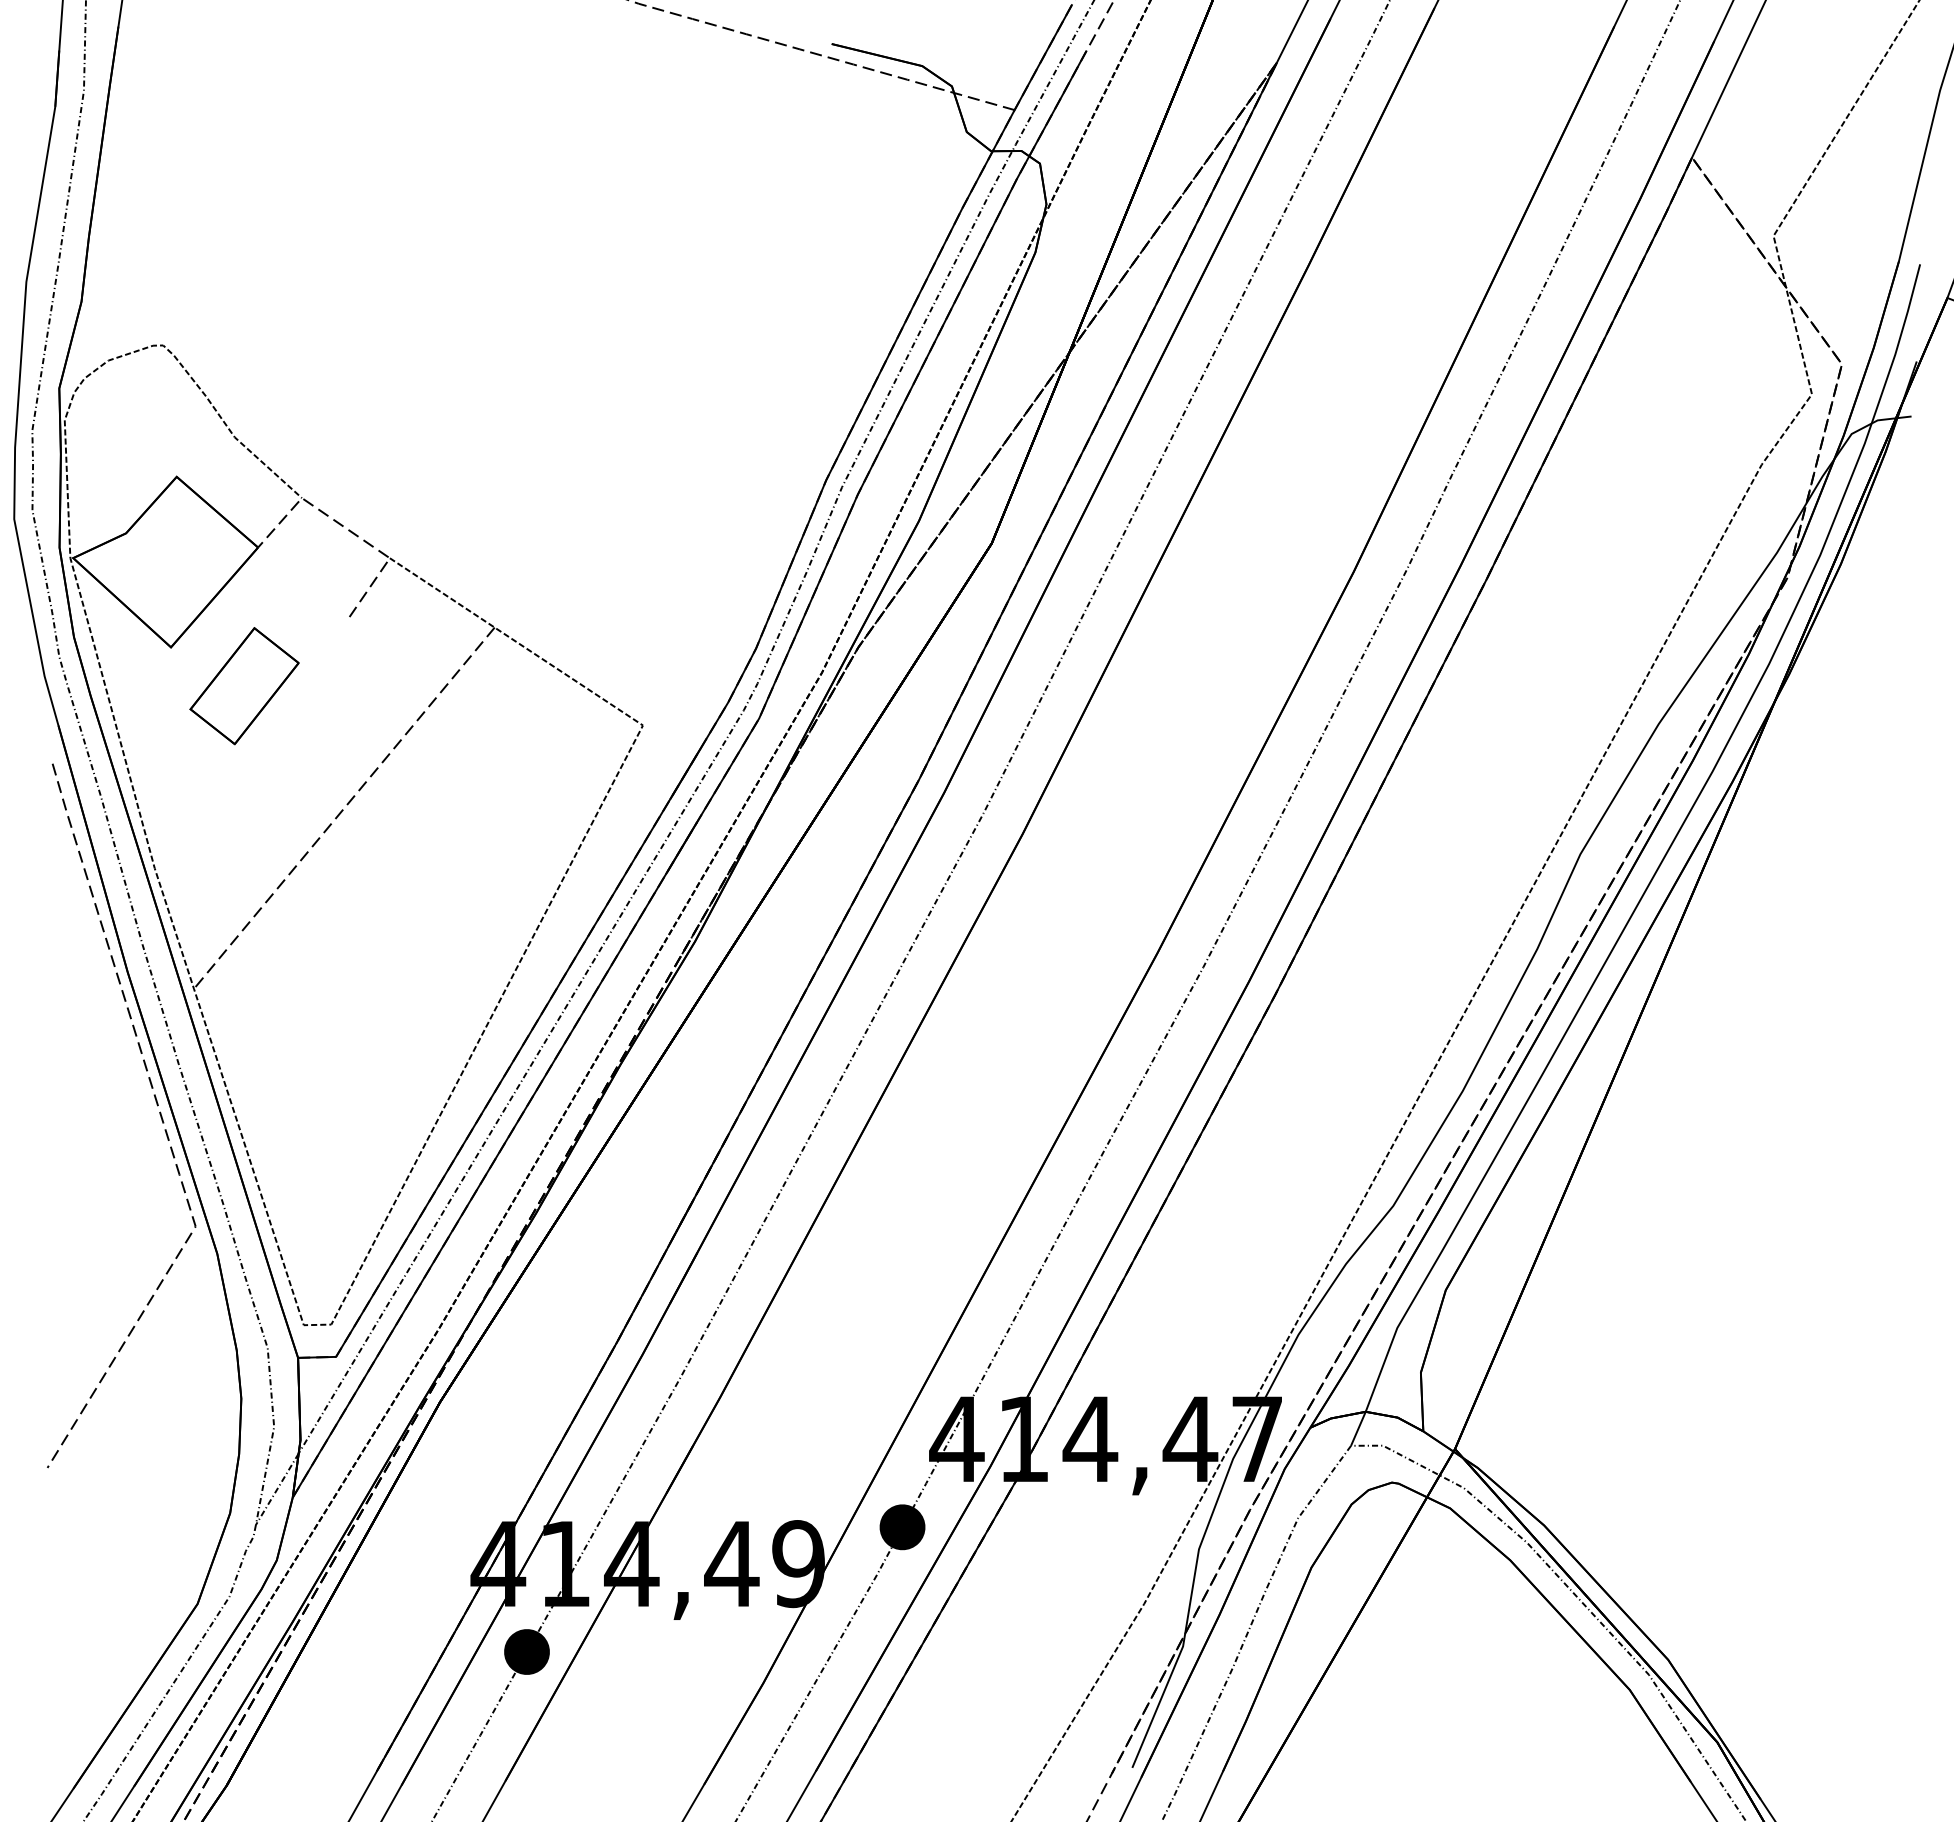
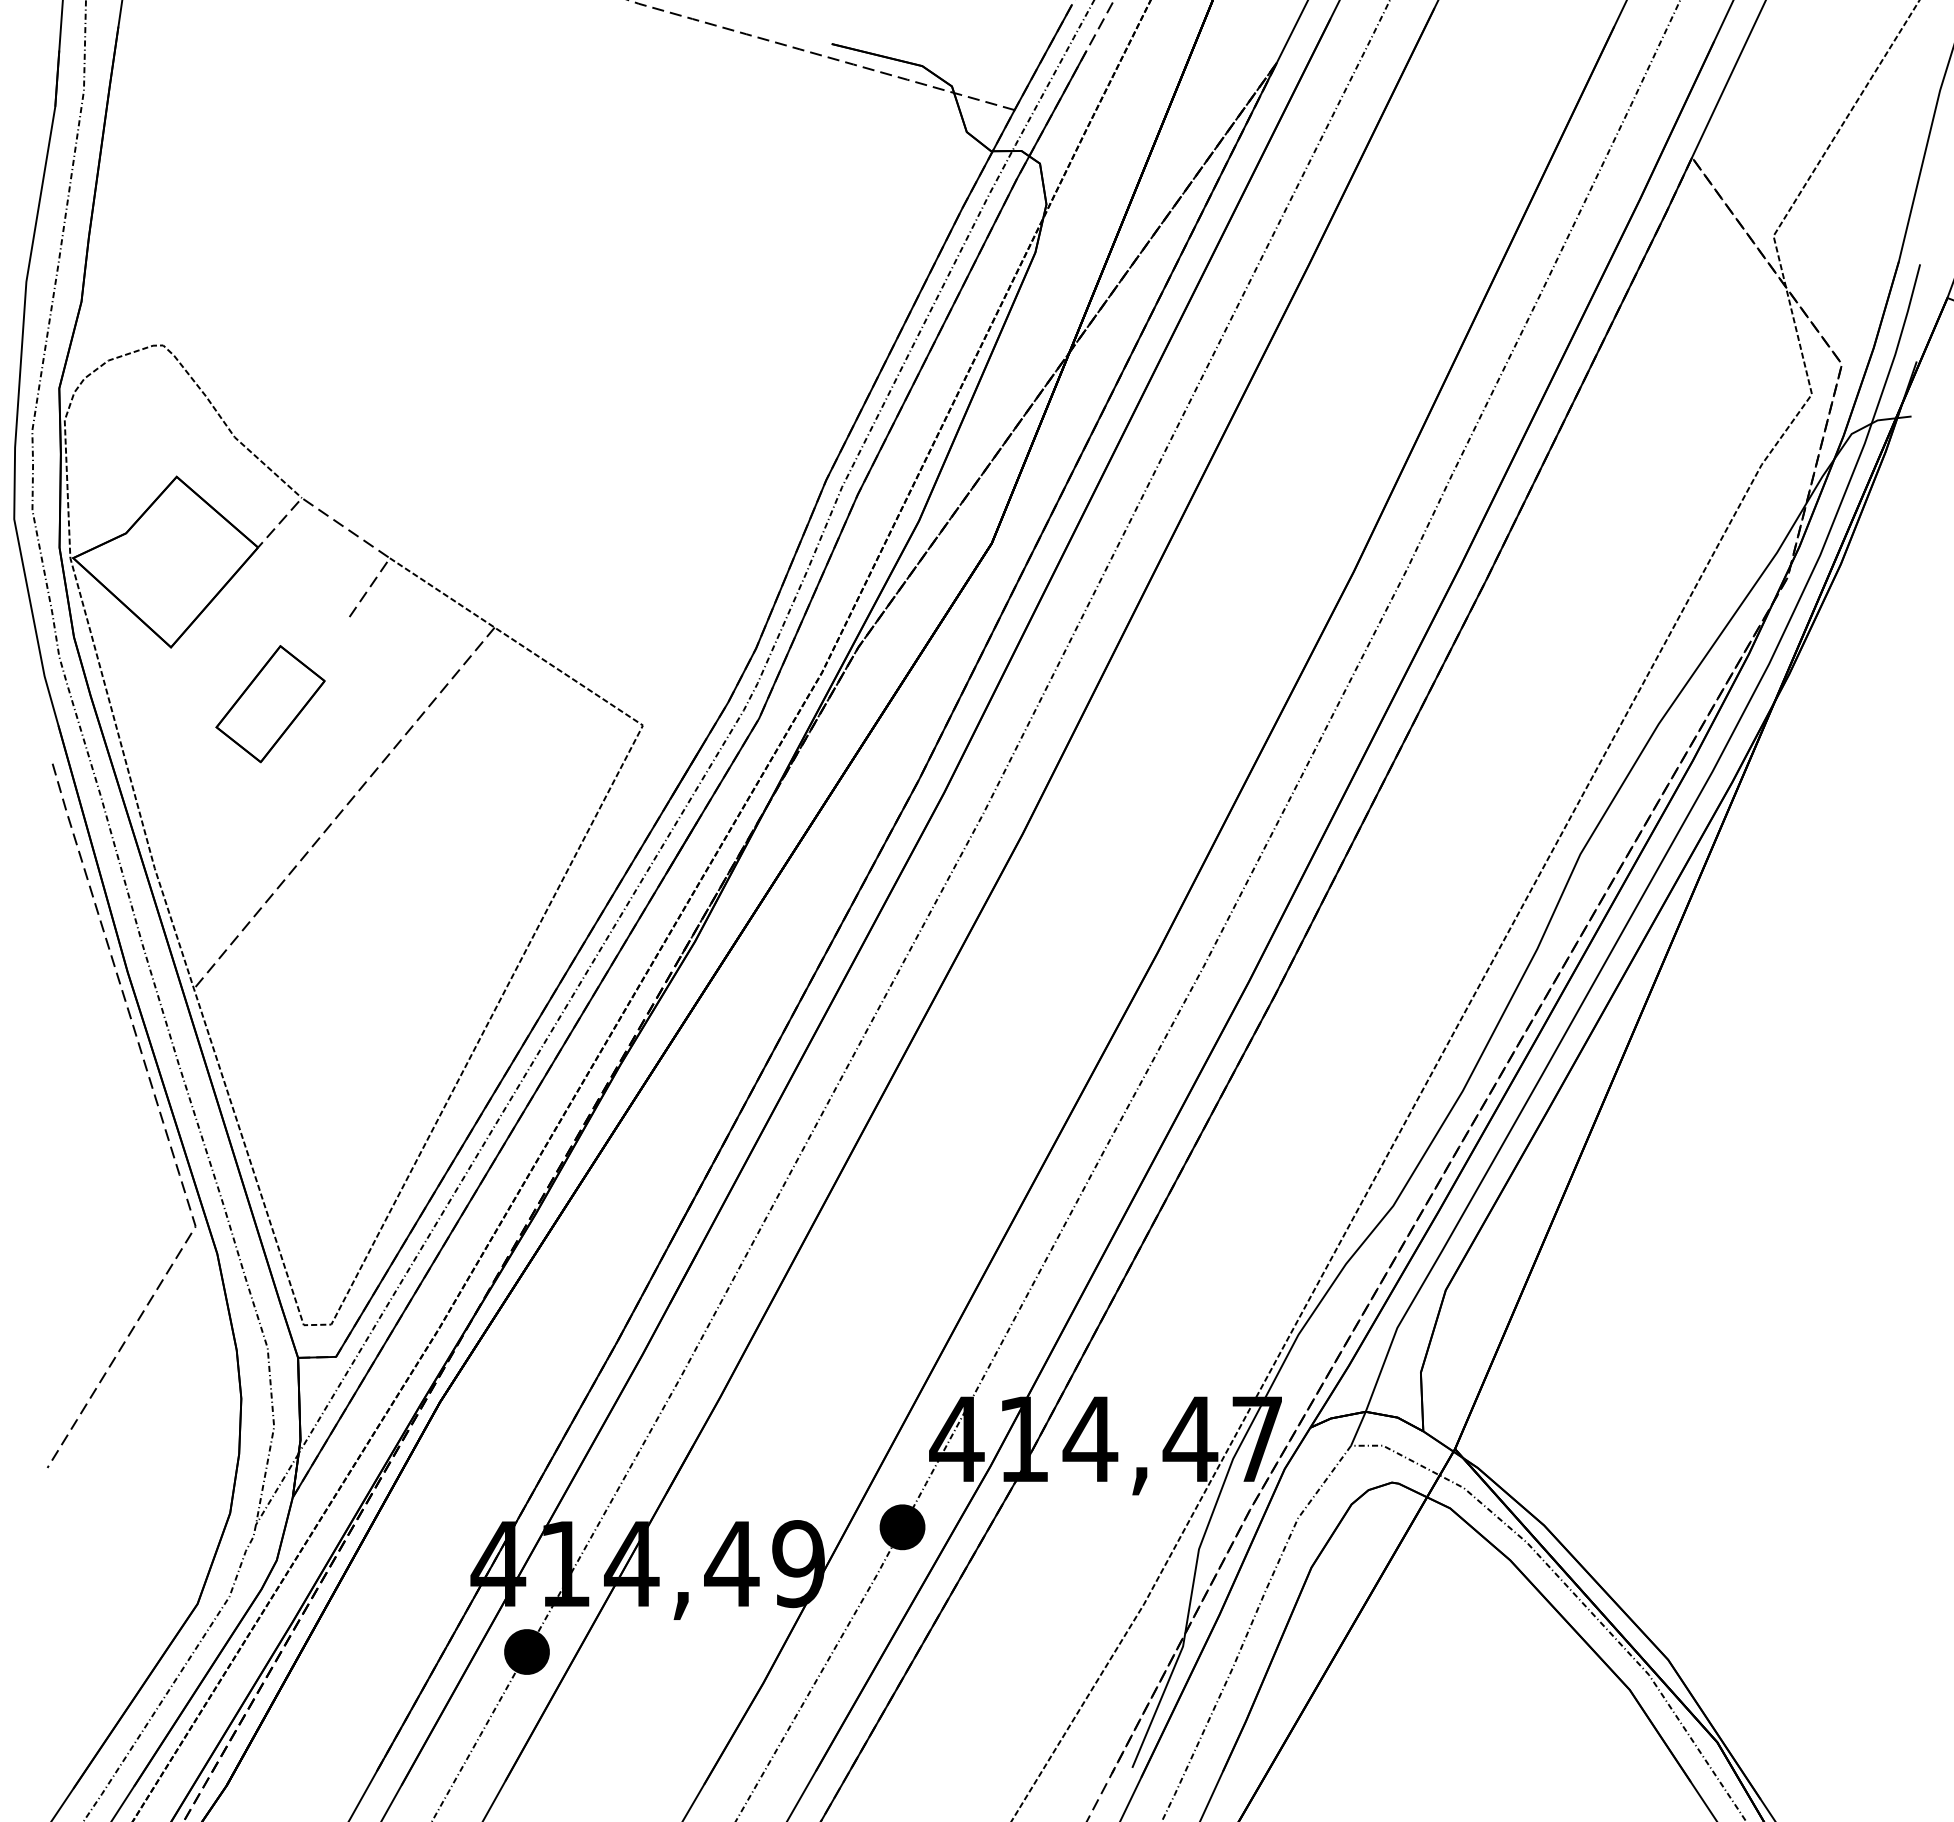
part position: (244, 686) -> (270, 704) (270, 704)
